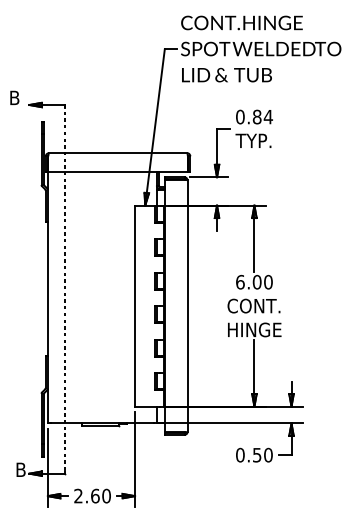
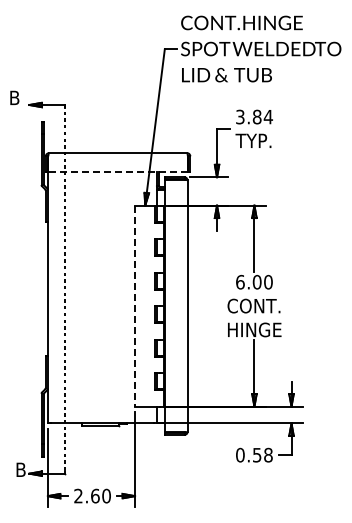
text: 0.84 -> 3.84 (240, 116)
line: solid -> dashed (118, 172)
line: solid -> dashed (135, 306)
text: 0.50 -> 0.58 (268, 455)
